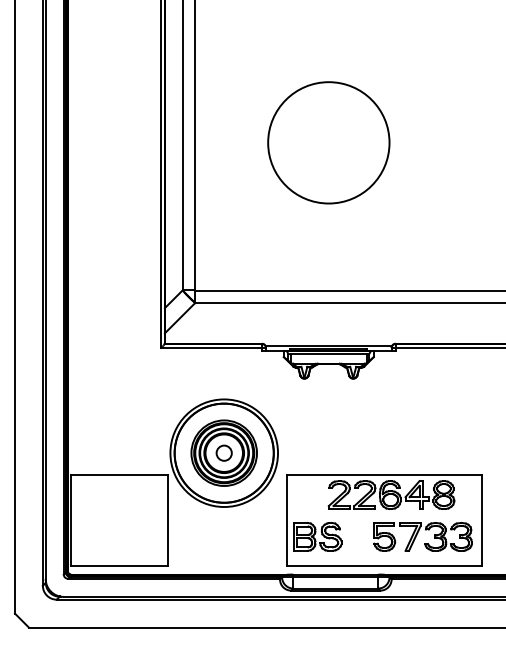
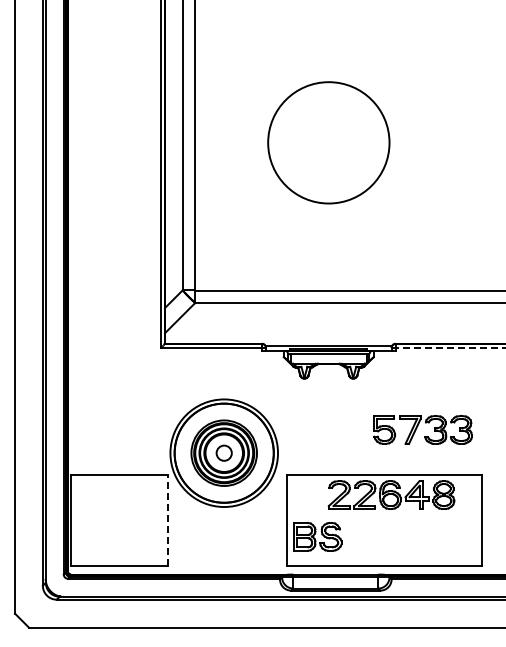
line: solid -> dashed (448, 348)
line: solid -> dashed (168, 519)
part position: (422, 536) -> (422, 429) (422, 429)
